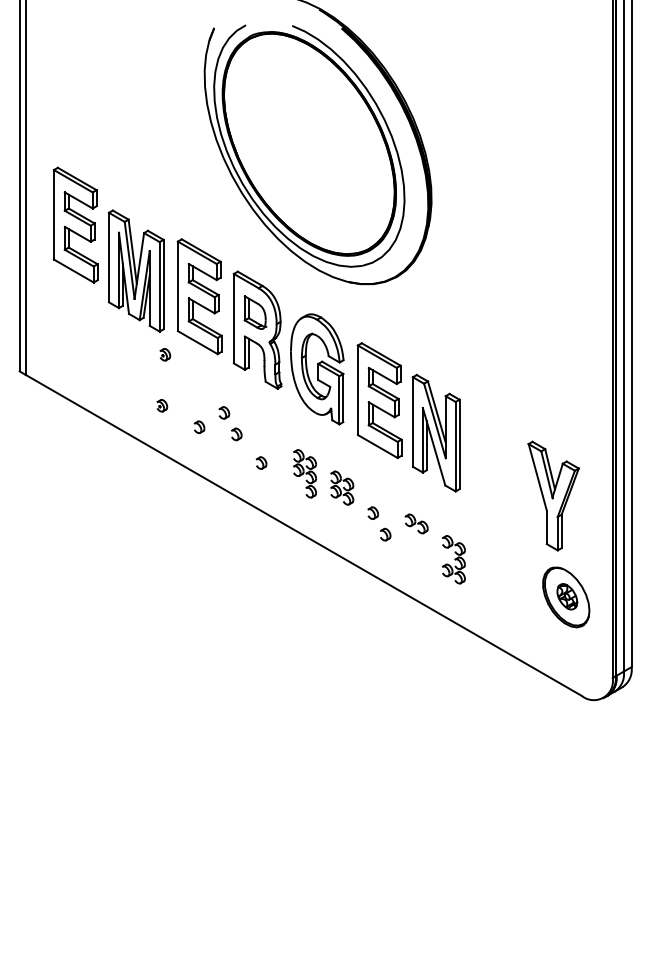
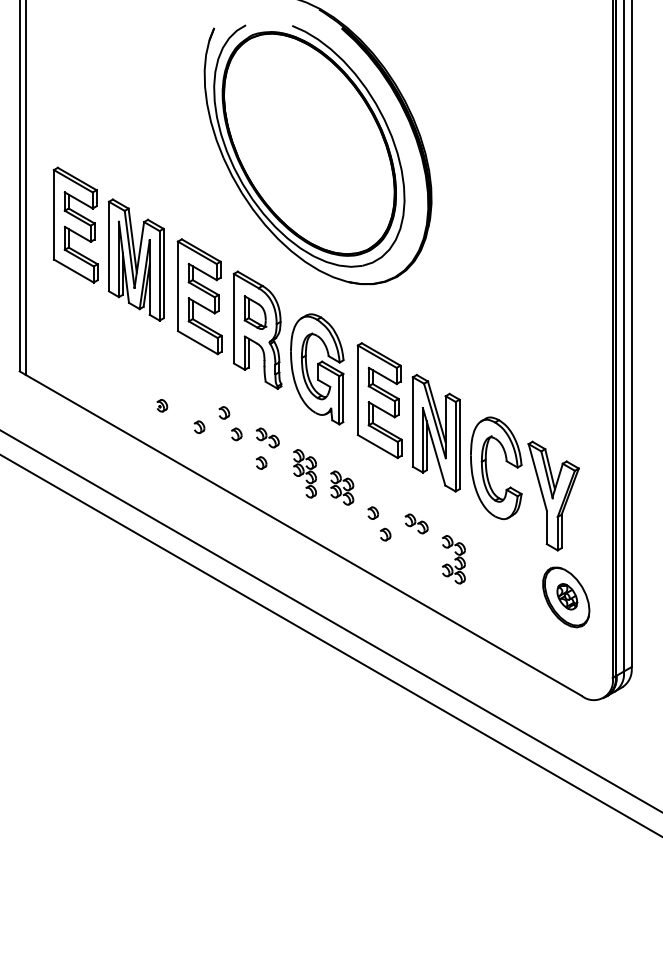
part position: (135, 270) -> (135, 259) (135, 259)
part: present -> none (165, 354)
part: none -> present (267, 437)
part: none -> present (487, 468)
line: none -> present (330, 620)
line: none -> present (330, 645)
